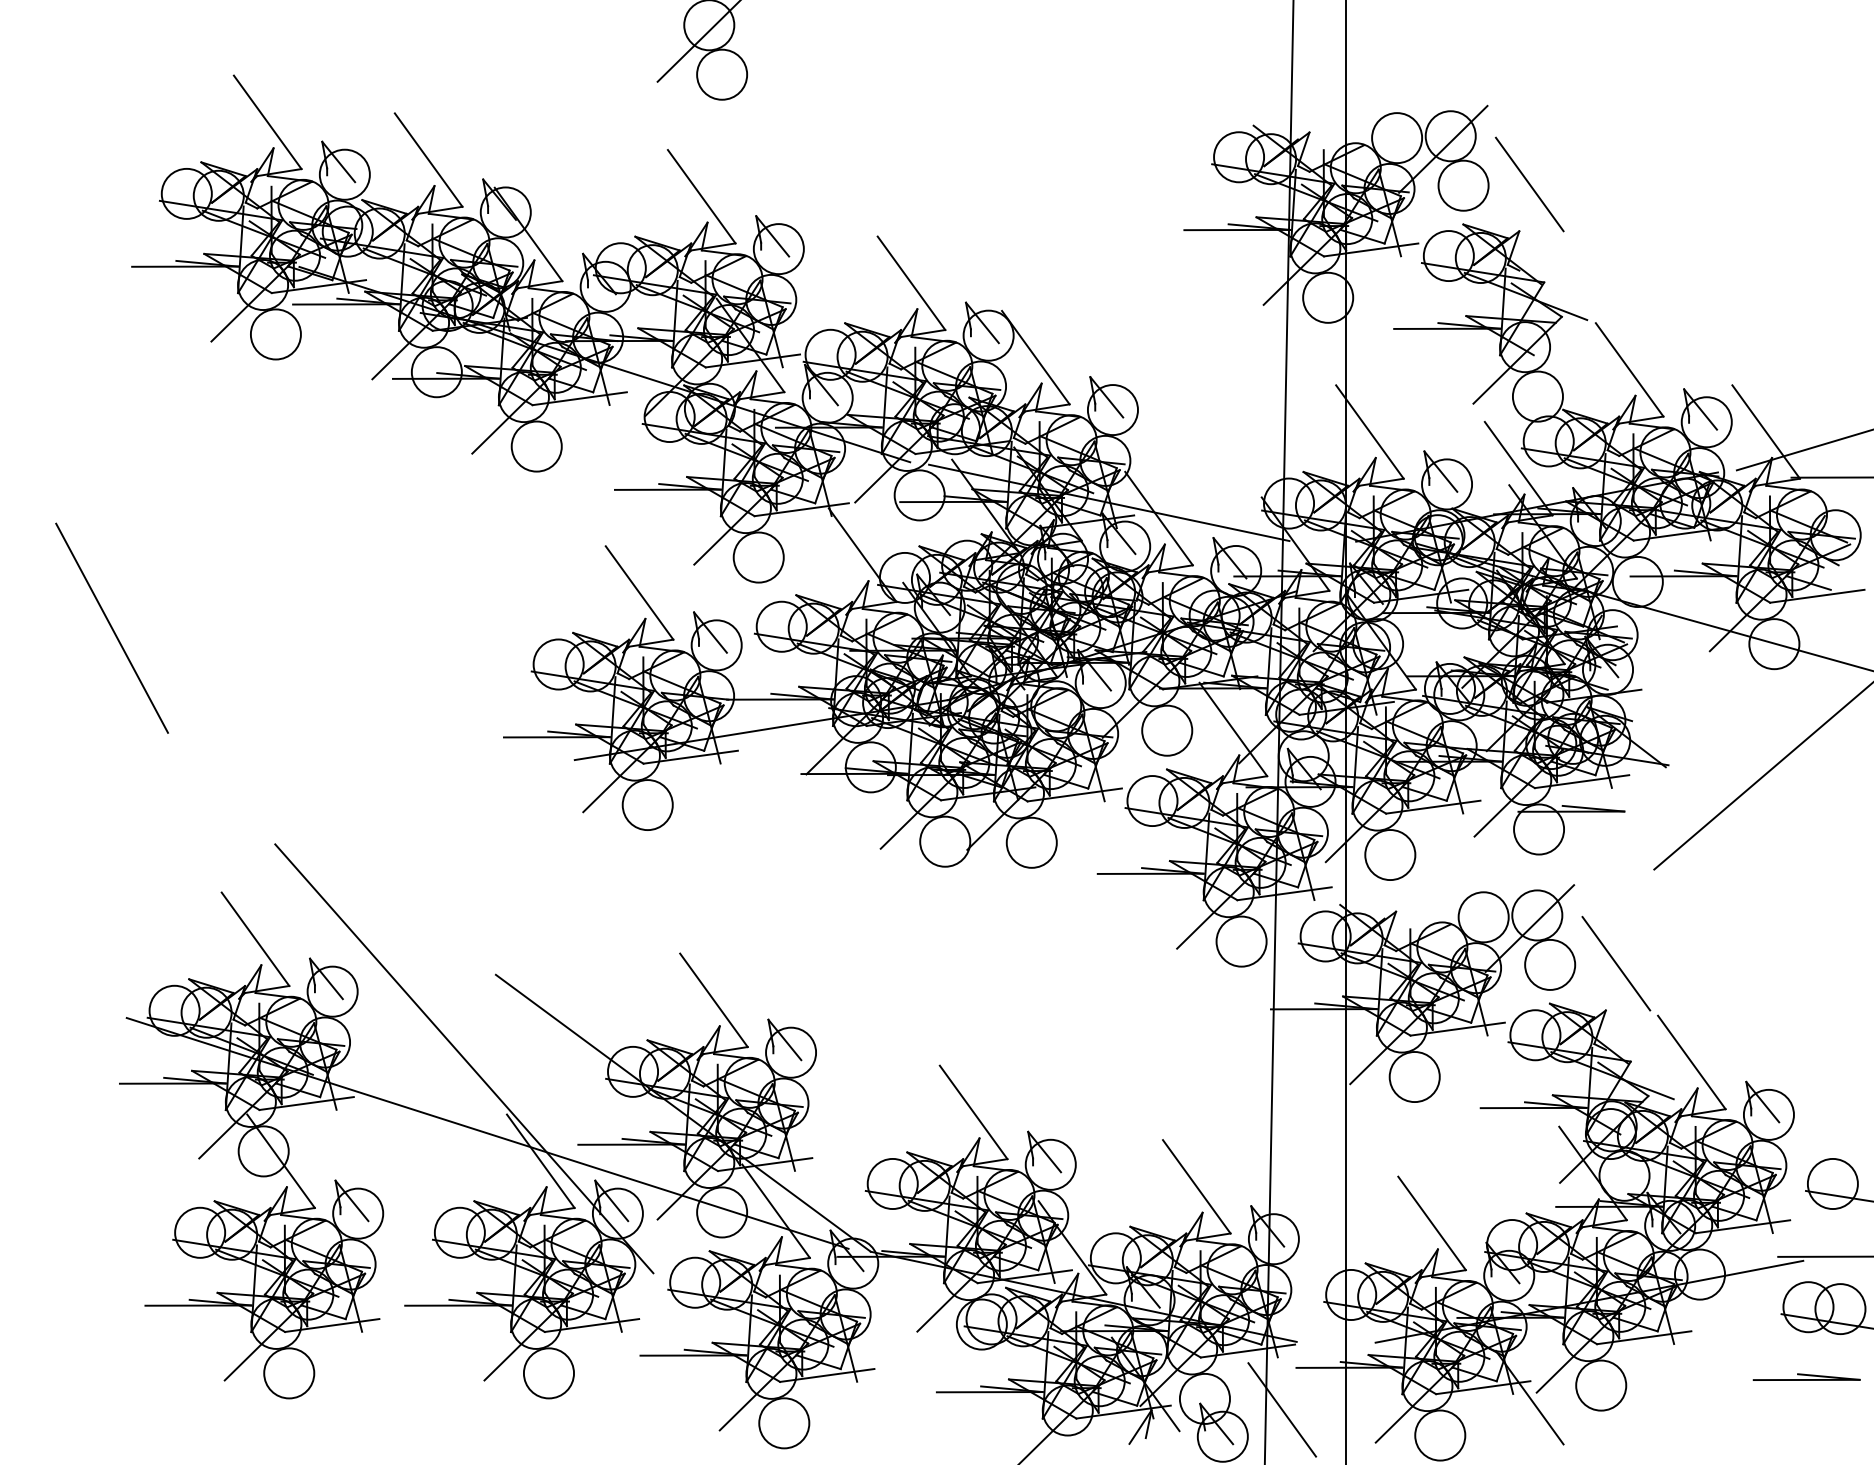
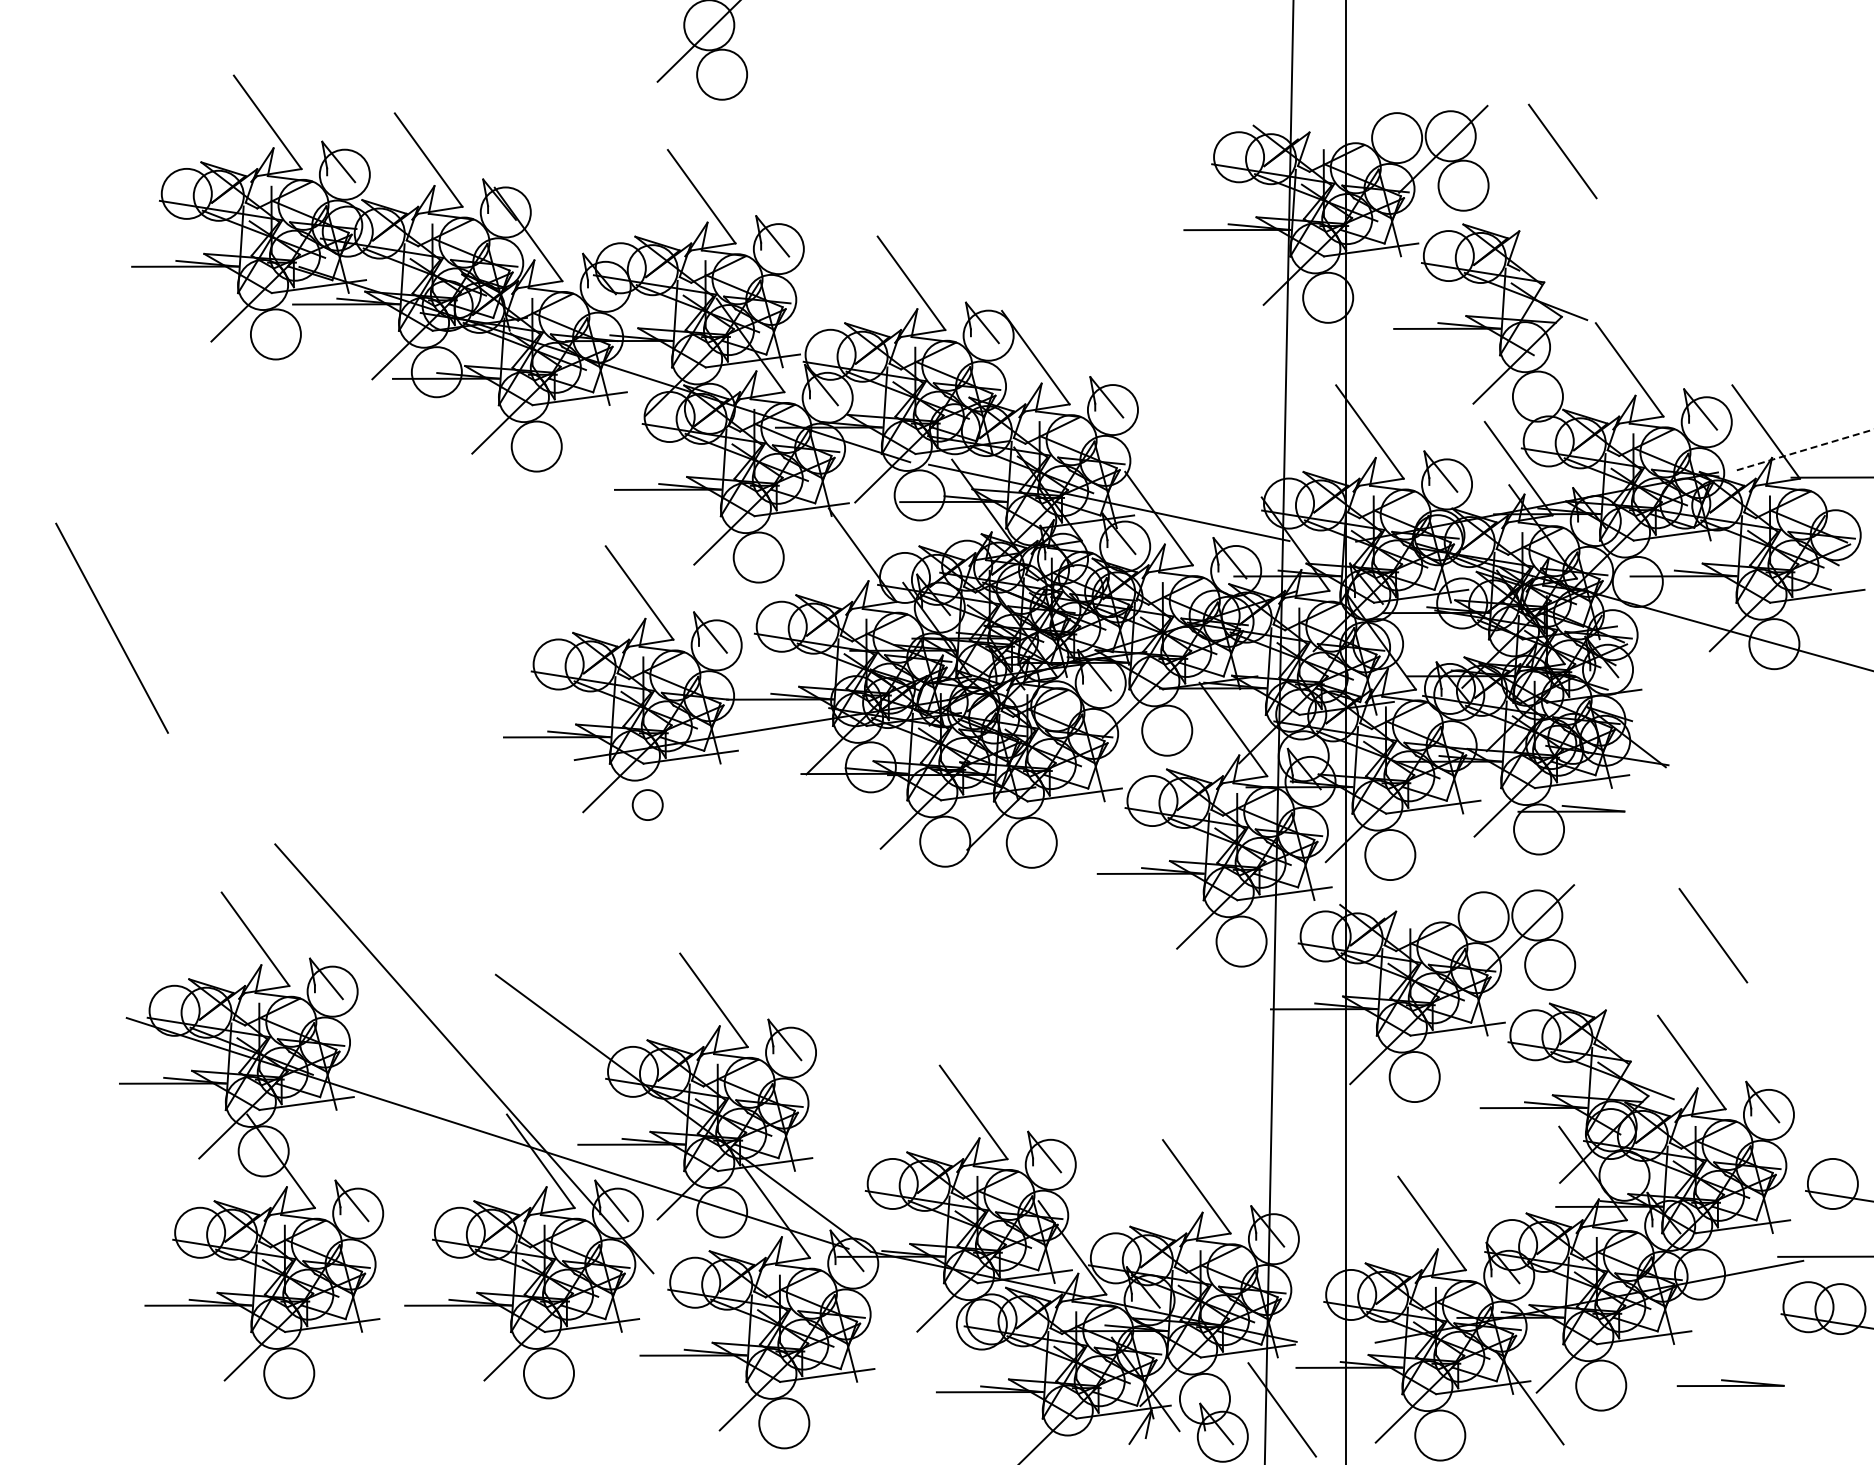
line position: (1529, 184) -> (1562, 151) (1562, 151)
line: solid -> dashed (1805, 449)
line: present -> none (1762, 776)
circle diameter: 50 px -> 30 px (647, 805)
line position: (1616, 963) -> (1713, 935) (1713, 935)
part position: (1806, 1376) -> (1730, 1382) (1730, 1382)
